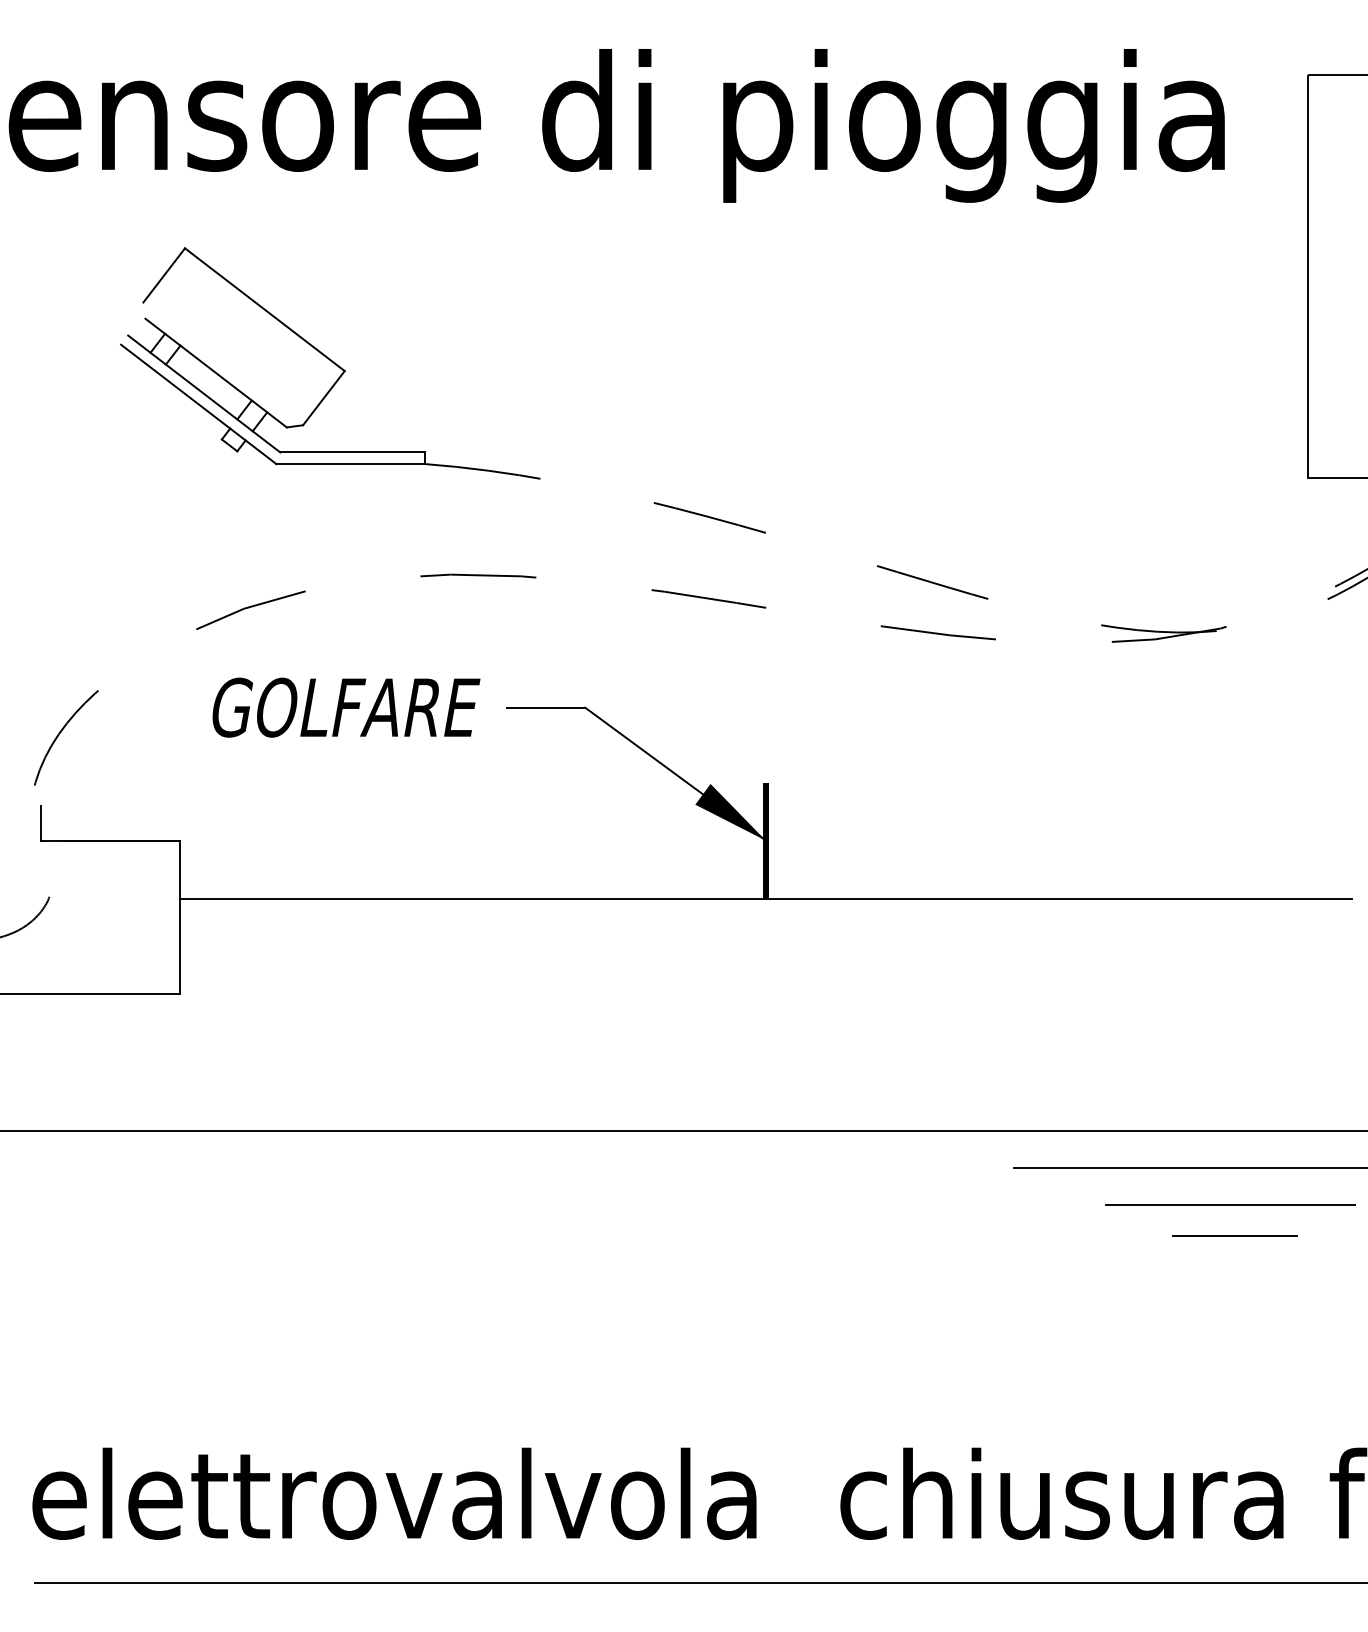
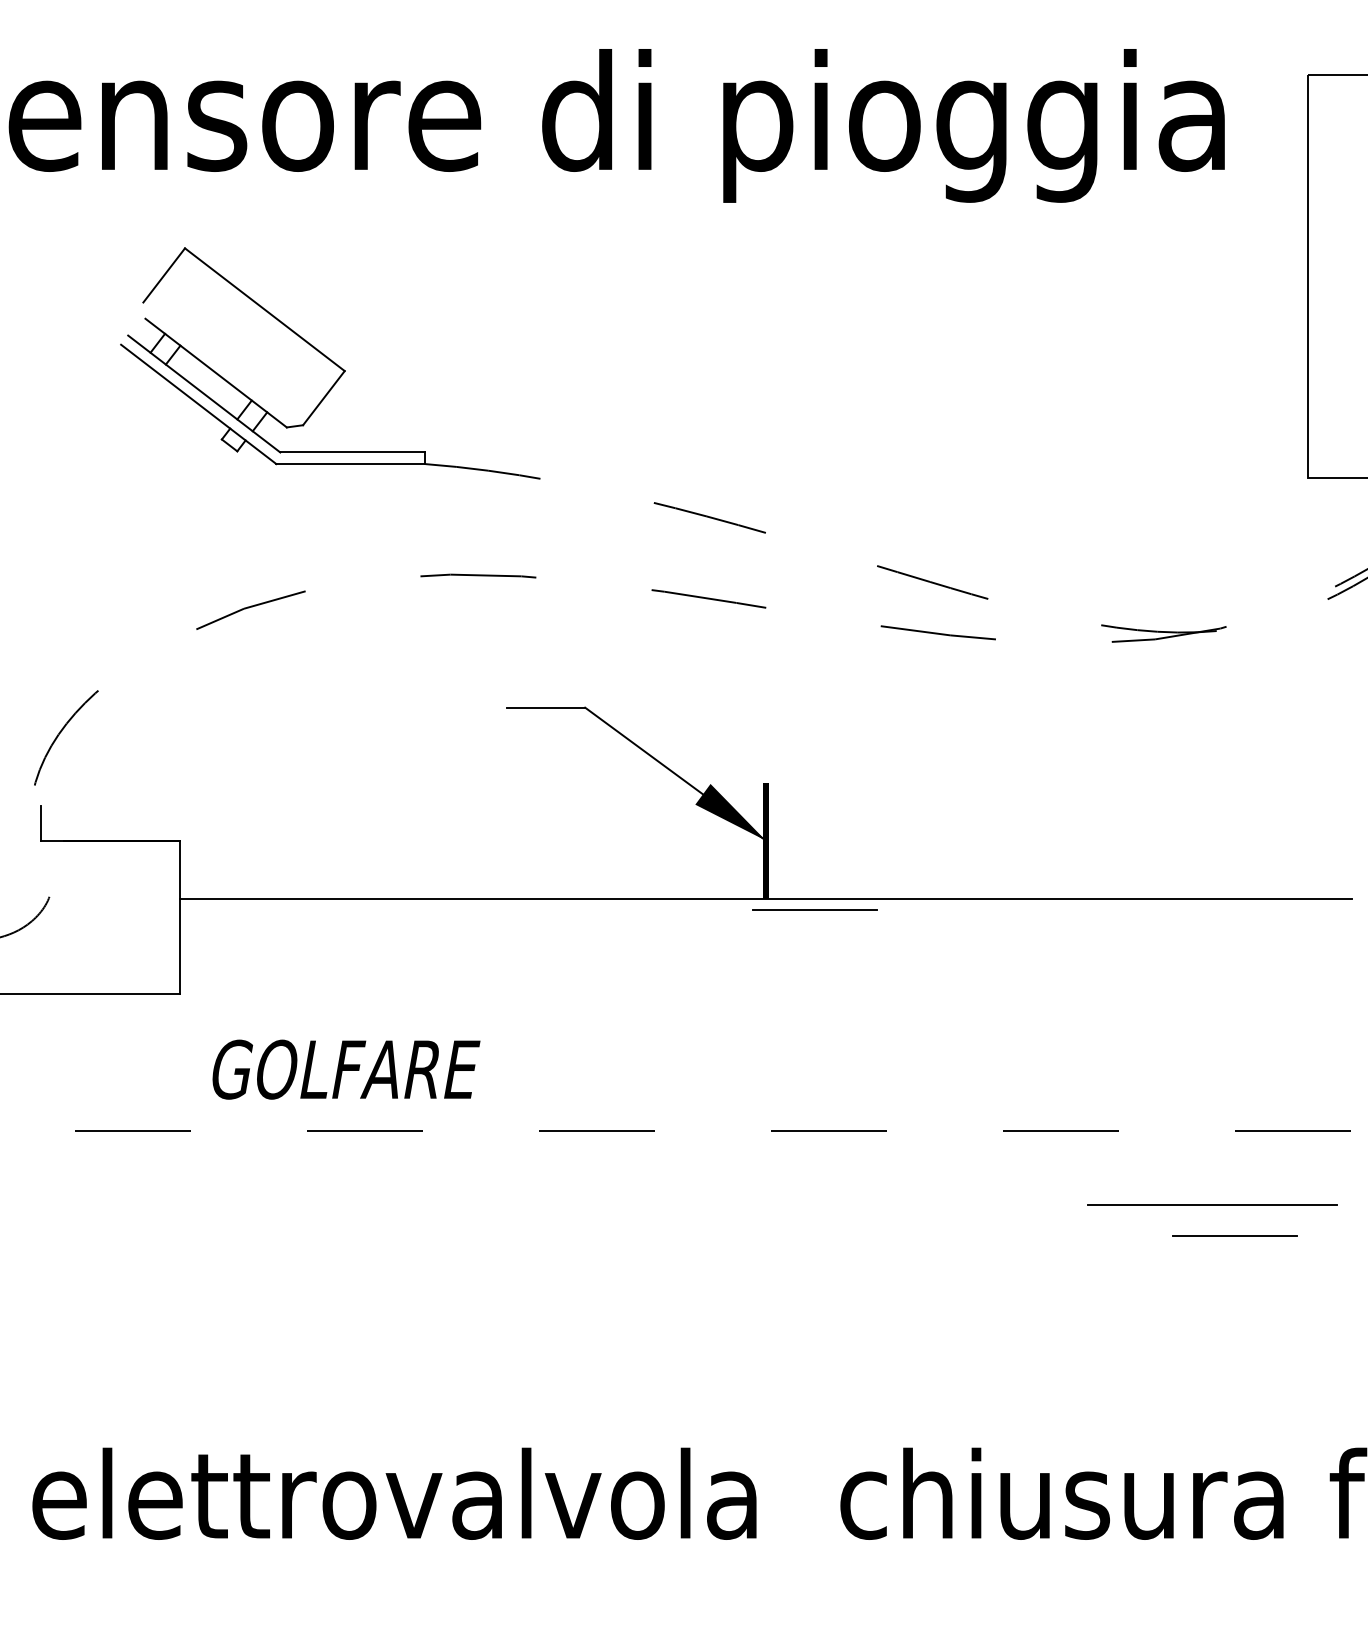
text position: (346, 707) -> (346, 1069) (346, 1069)
line: none -> present (814, 909)
line: solid -> dashed (683, 1130)
line: present -> none (1189, 1167)
line position: (1230, 1204) -> (1212, 1204) (1212, 1204)
line: present -> none (699, 1583)
